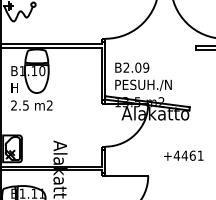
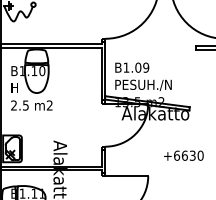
text: B2.09 -> B1.09 (126, 67)
text: +4461 -> +6630 (188, 155)
